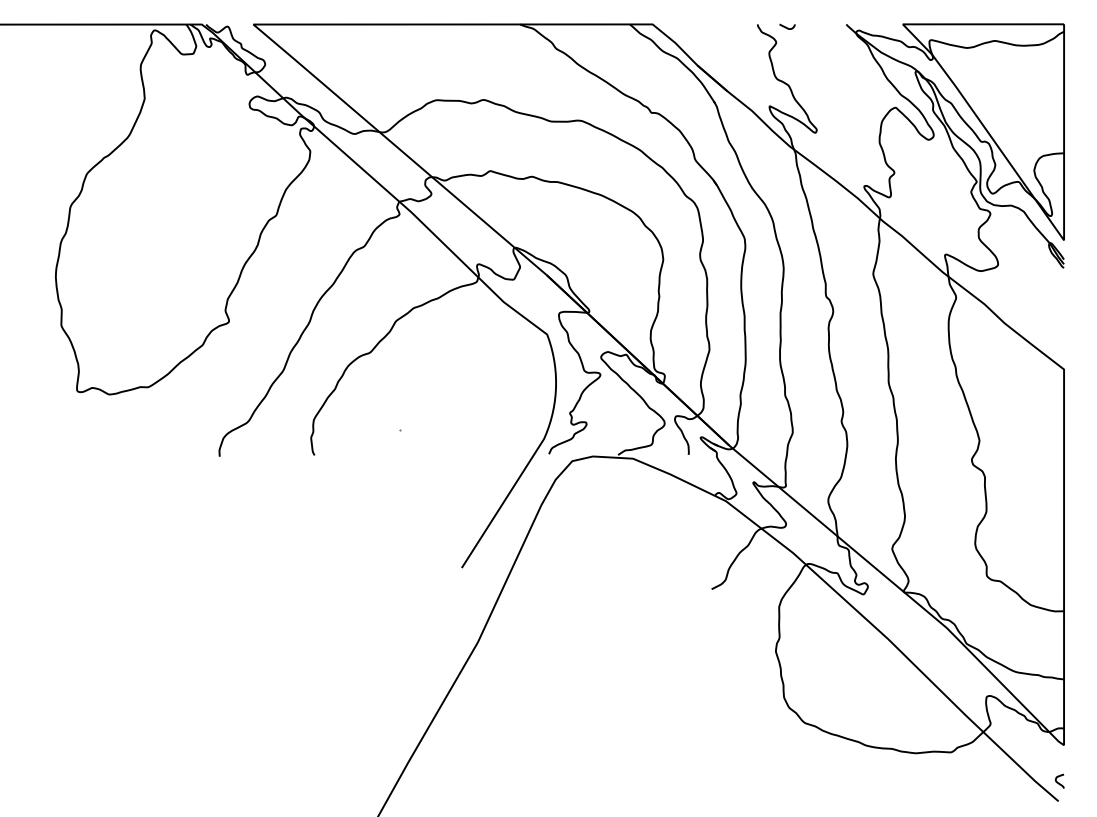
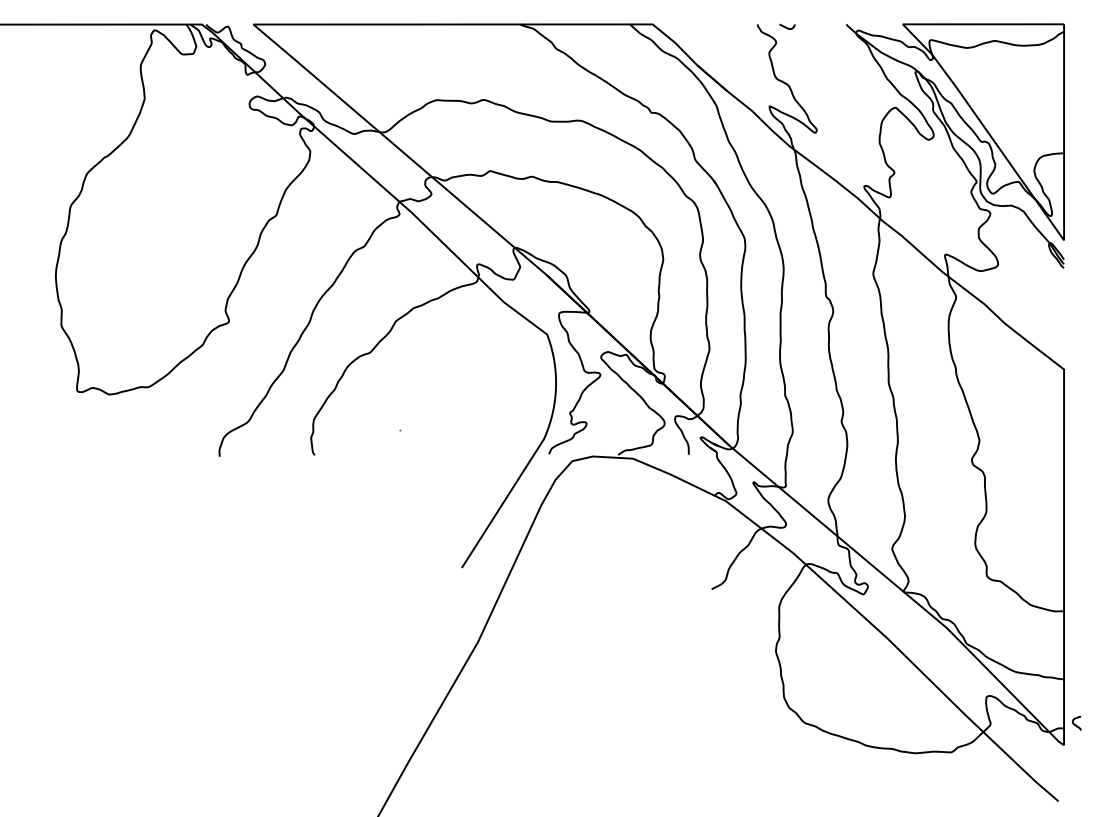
curve position: (1059, 782) -> (1076, 724) (1076, 724)
